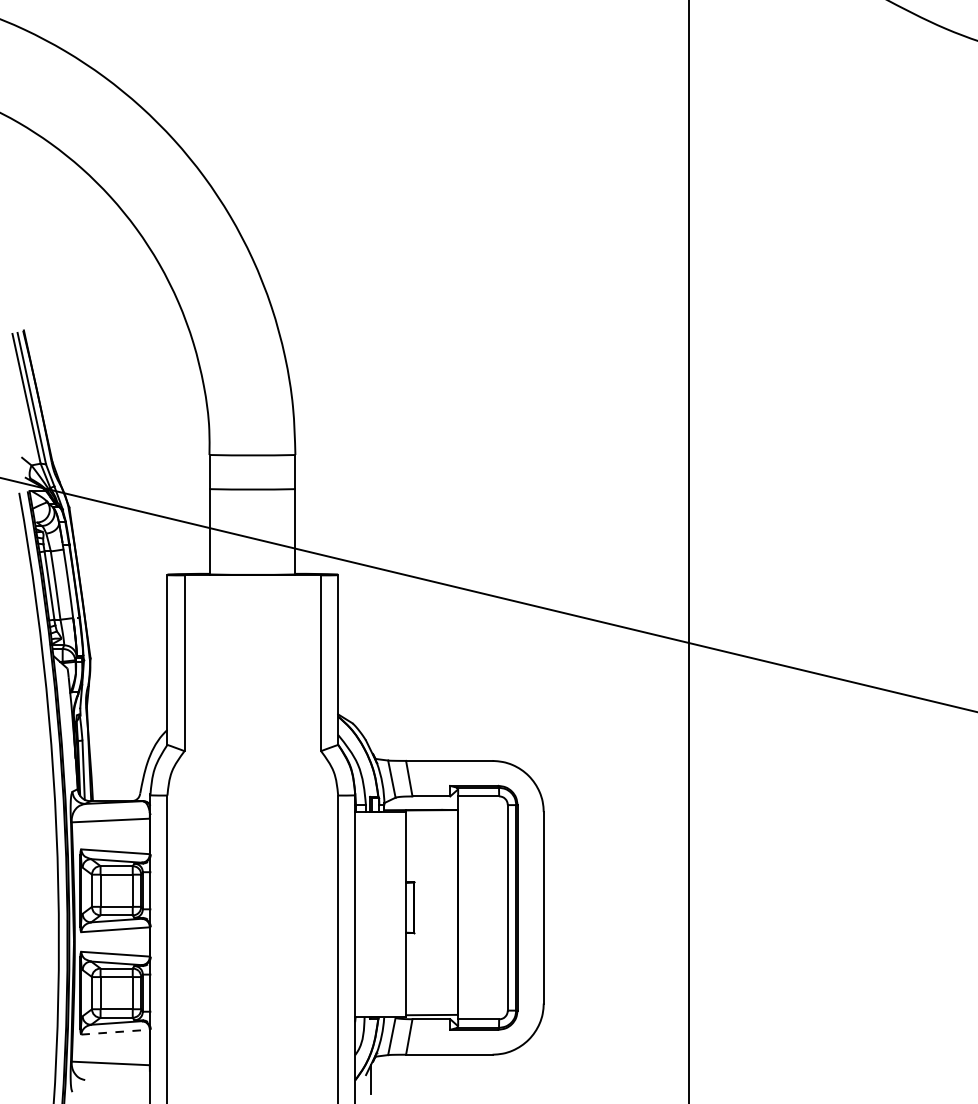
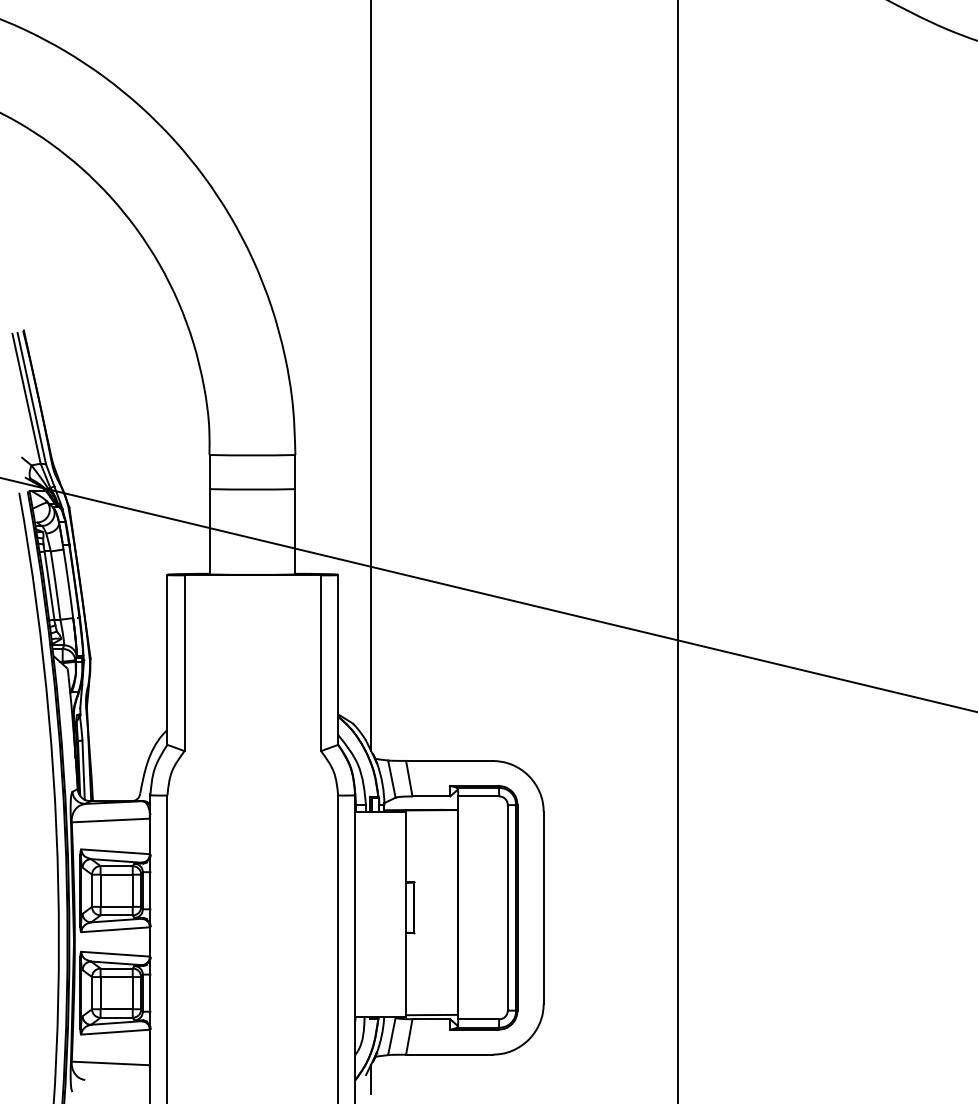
line: none -> present (371, 376)
line position: (689, 551) -> (678, 551) (678, 551)
line: dashed -> solid (116, 1032)
